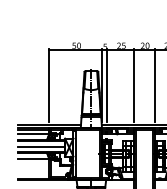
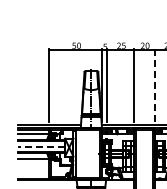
line: solid -> dashed (154, 84)
line: solid -> dashed (41, 146)
